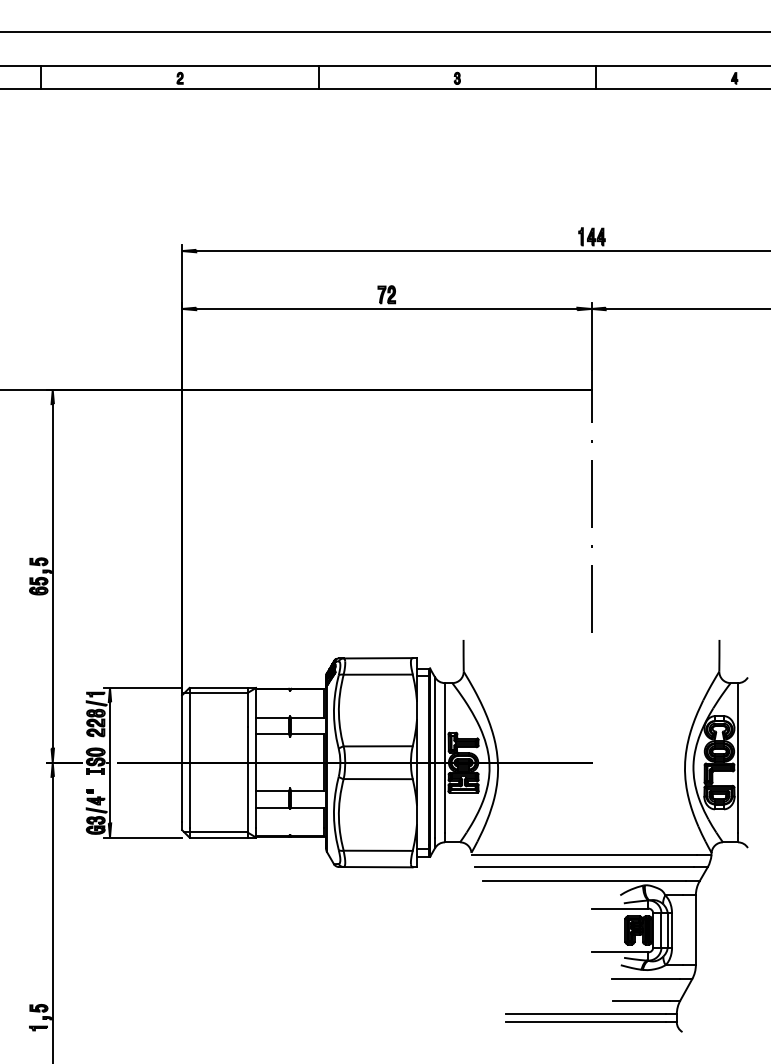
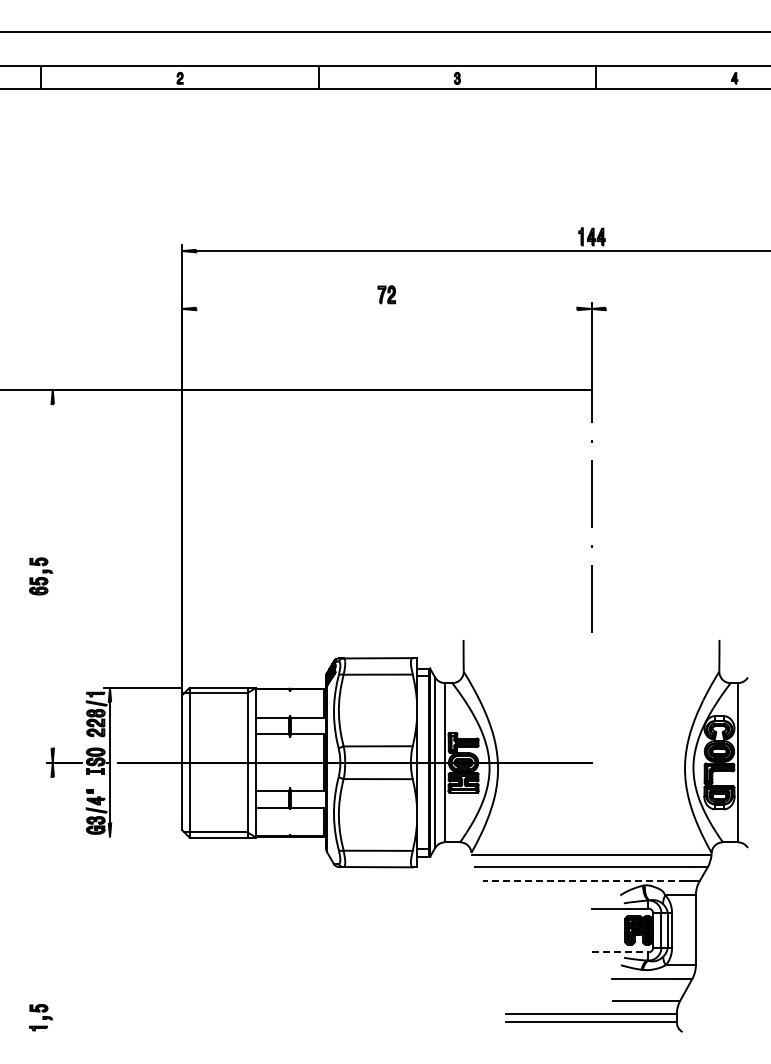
line: present -> none (386, 308)
line: present -> none (686, 308)
line: present -> none (52, 576)
line: present -> none (143, 837)
line: solid -> dashed (584, 881)
line: present -> none (52, 918)
line: solid -> dashed (620, 952)
